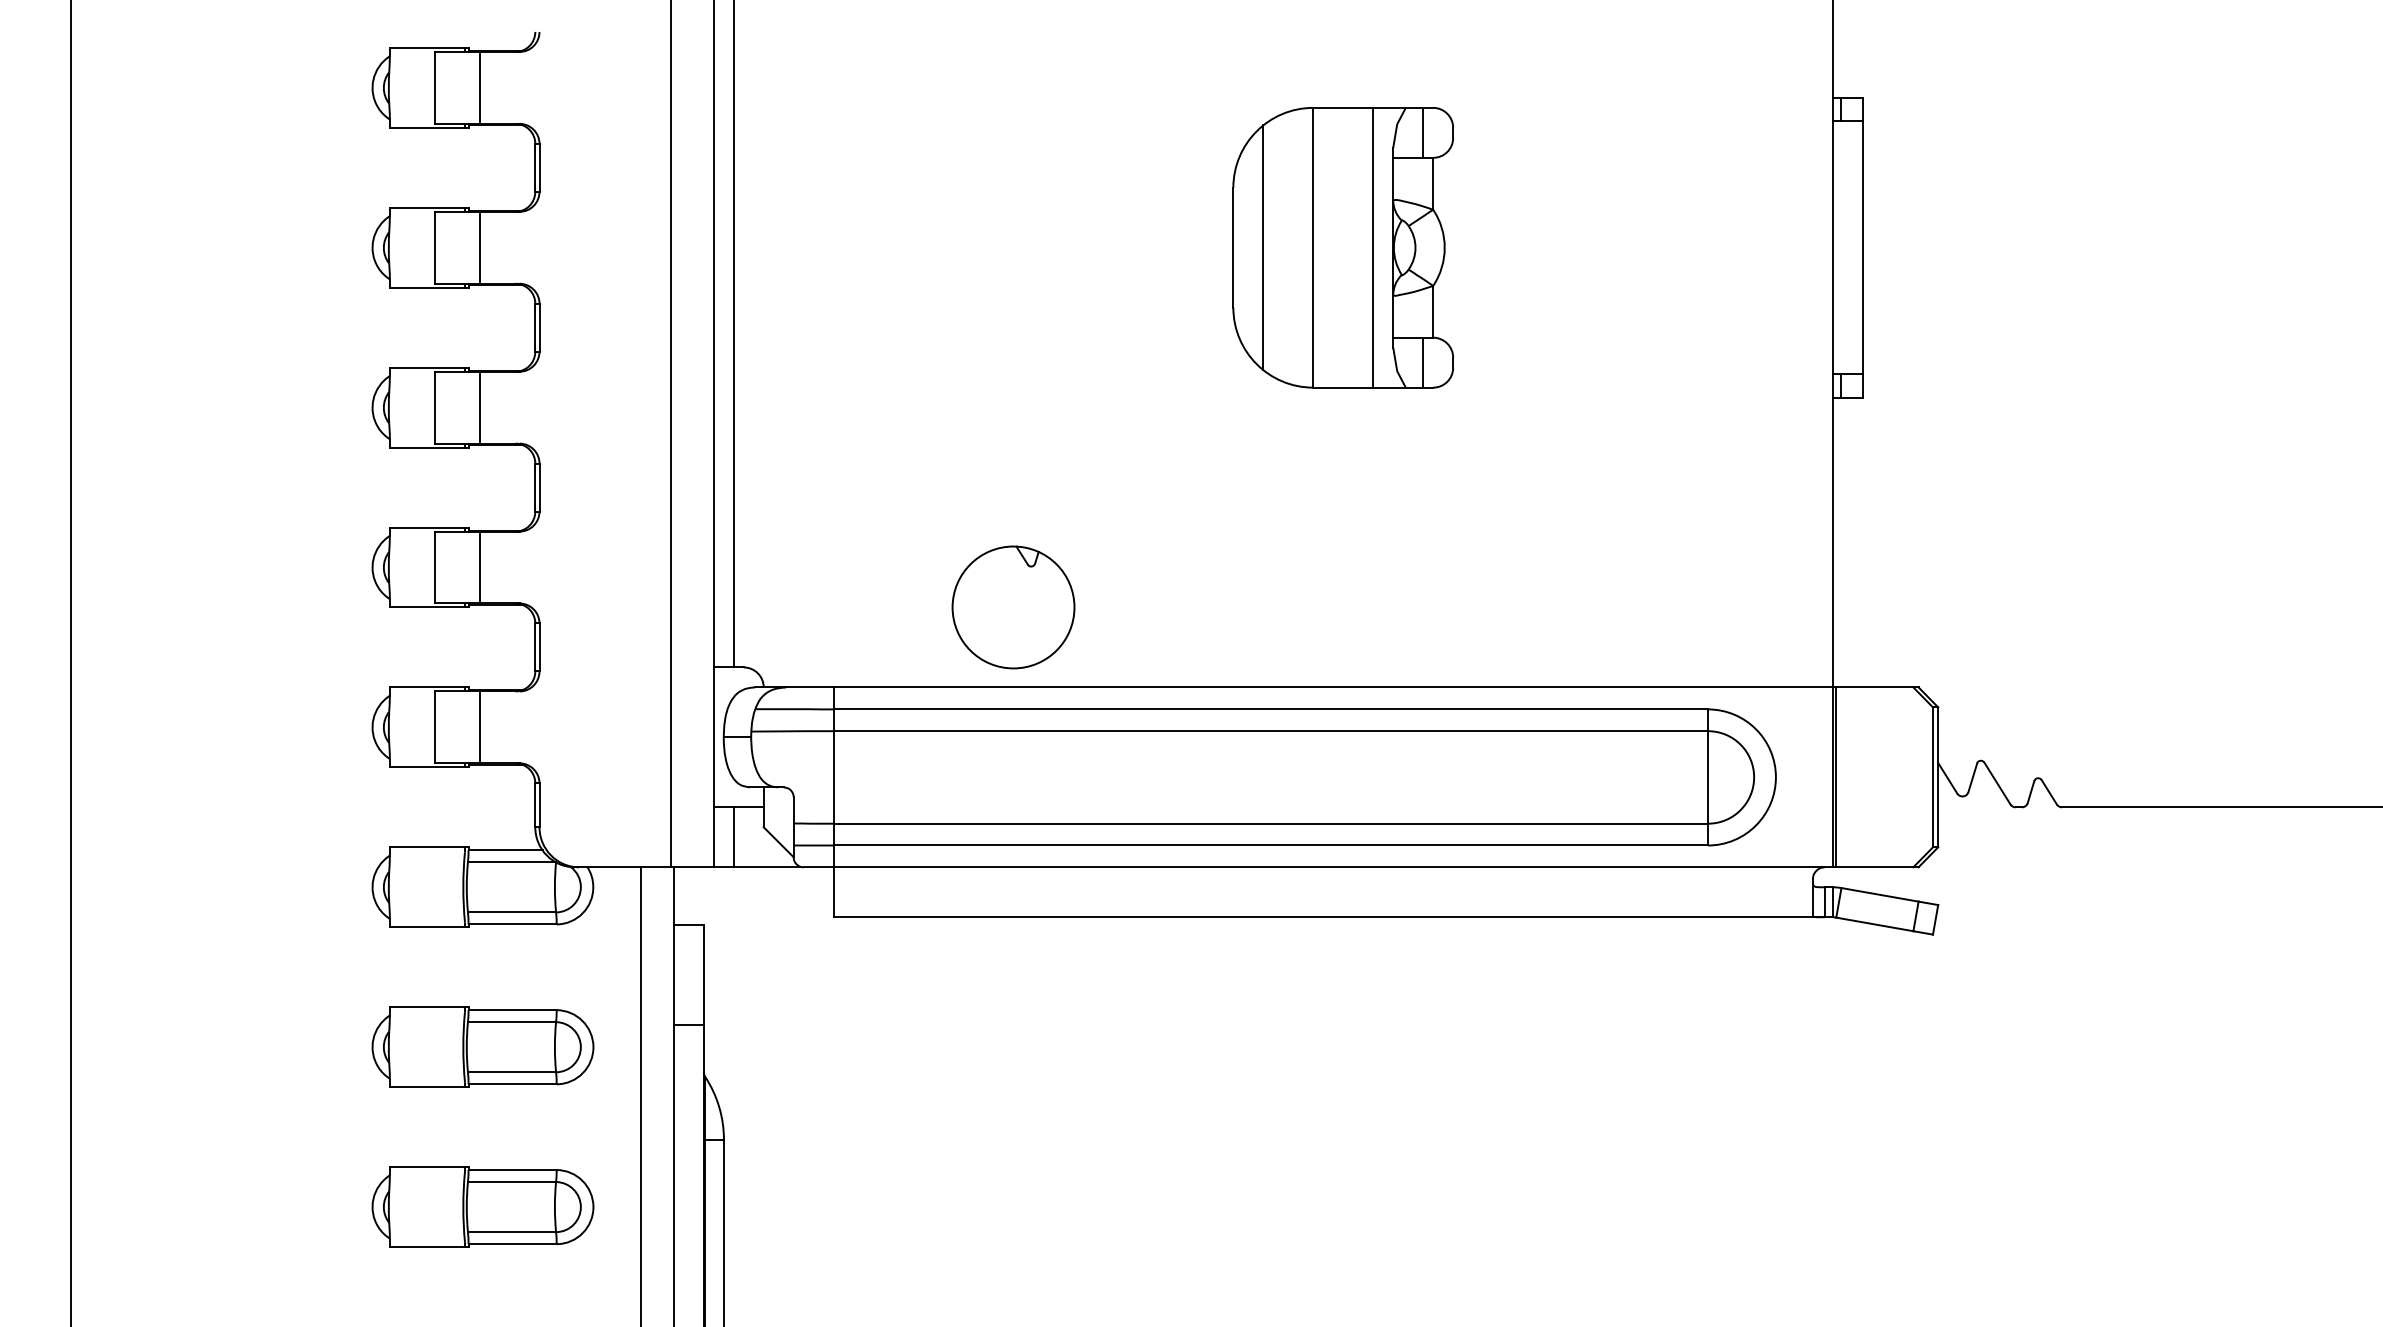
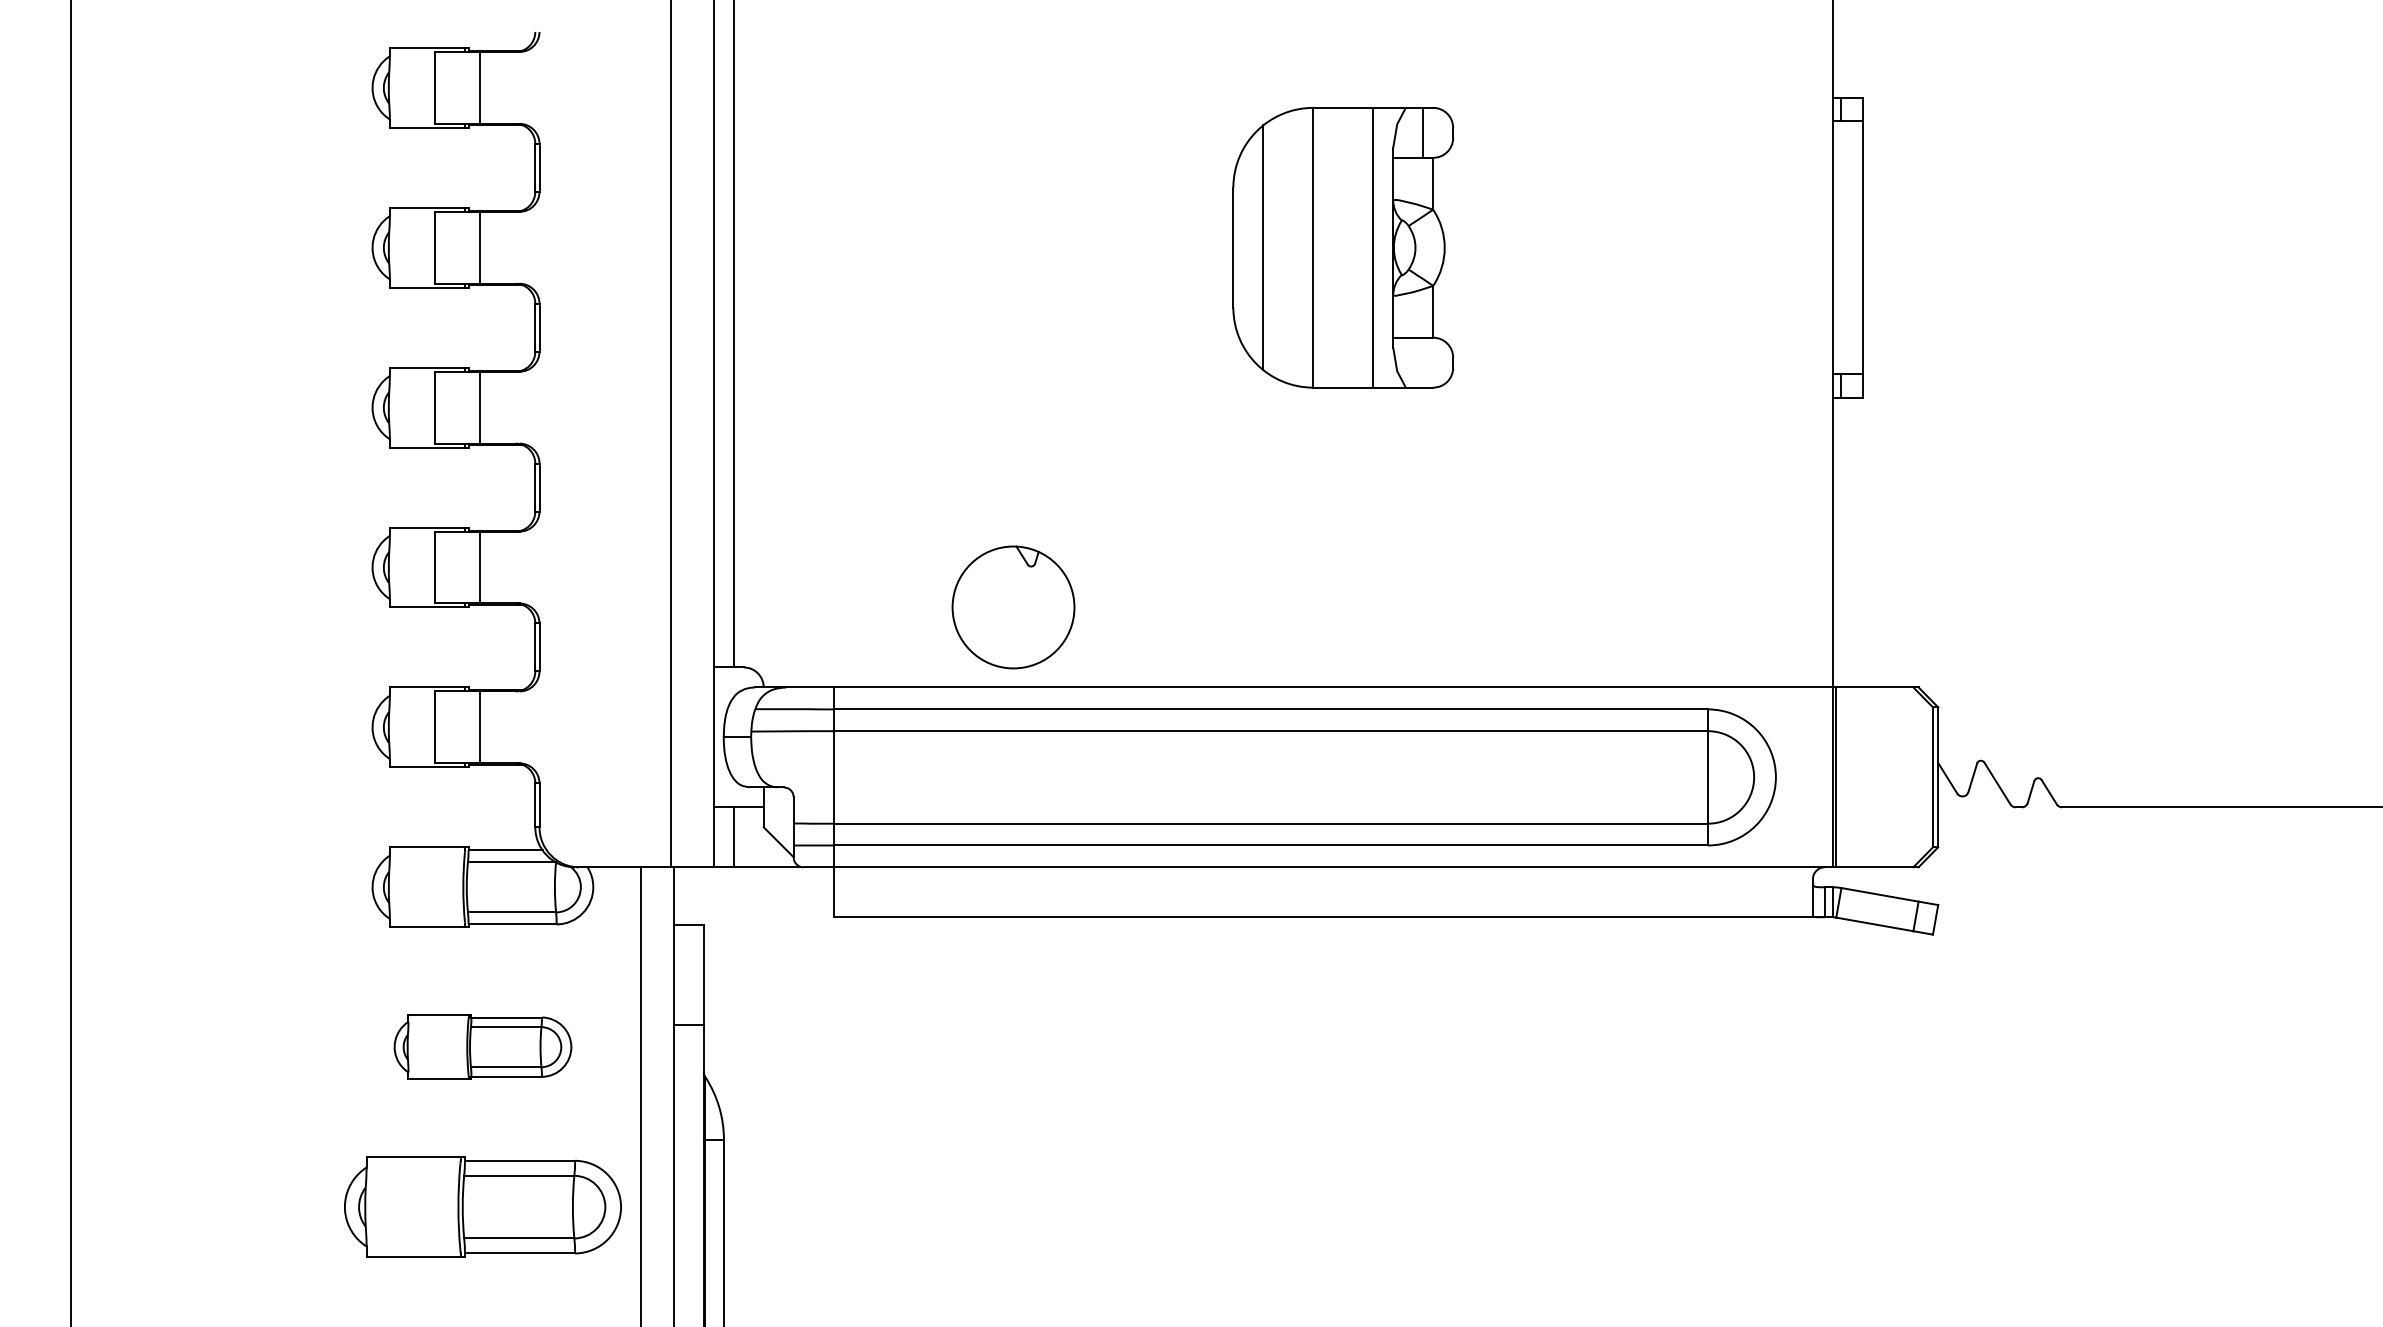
line: present -> none (1423, 362)
part size: 224x82 px -> 180x66 px (482, 1046)
part size: 224x82 px -> 278x102 px (482, 1206)
